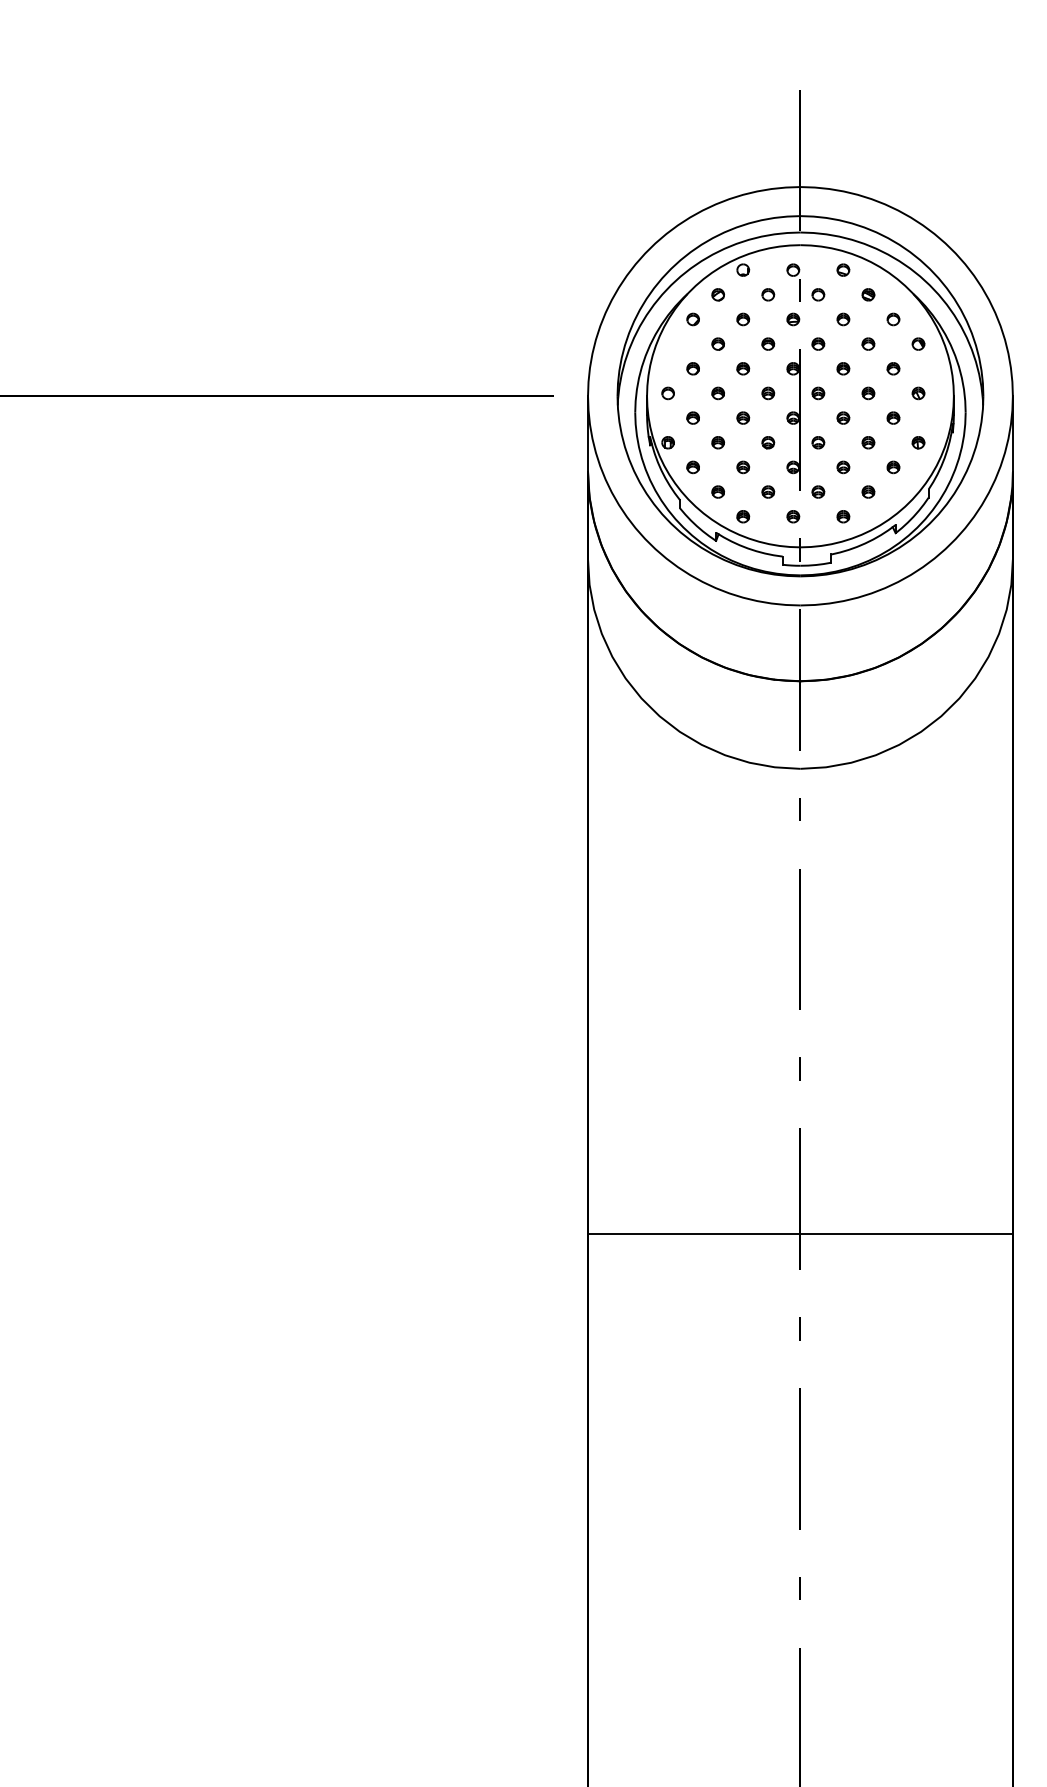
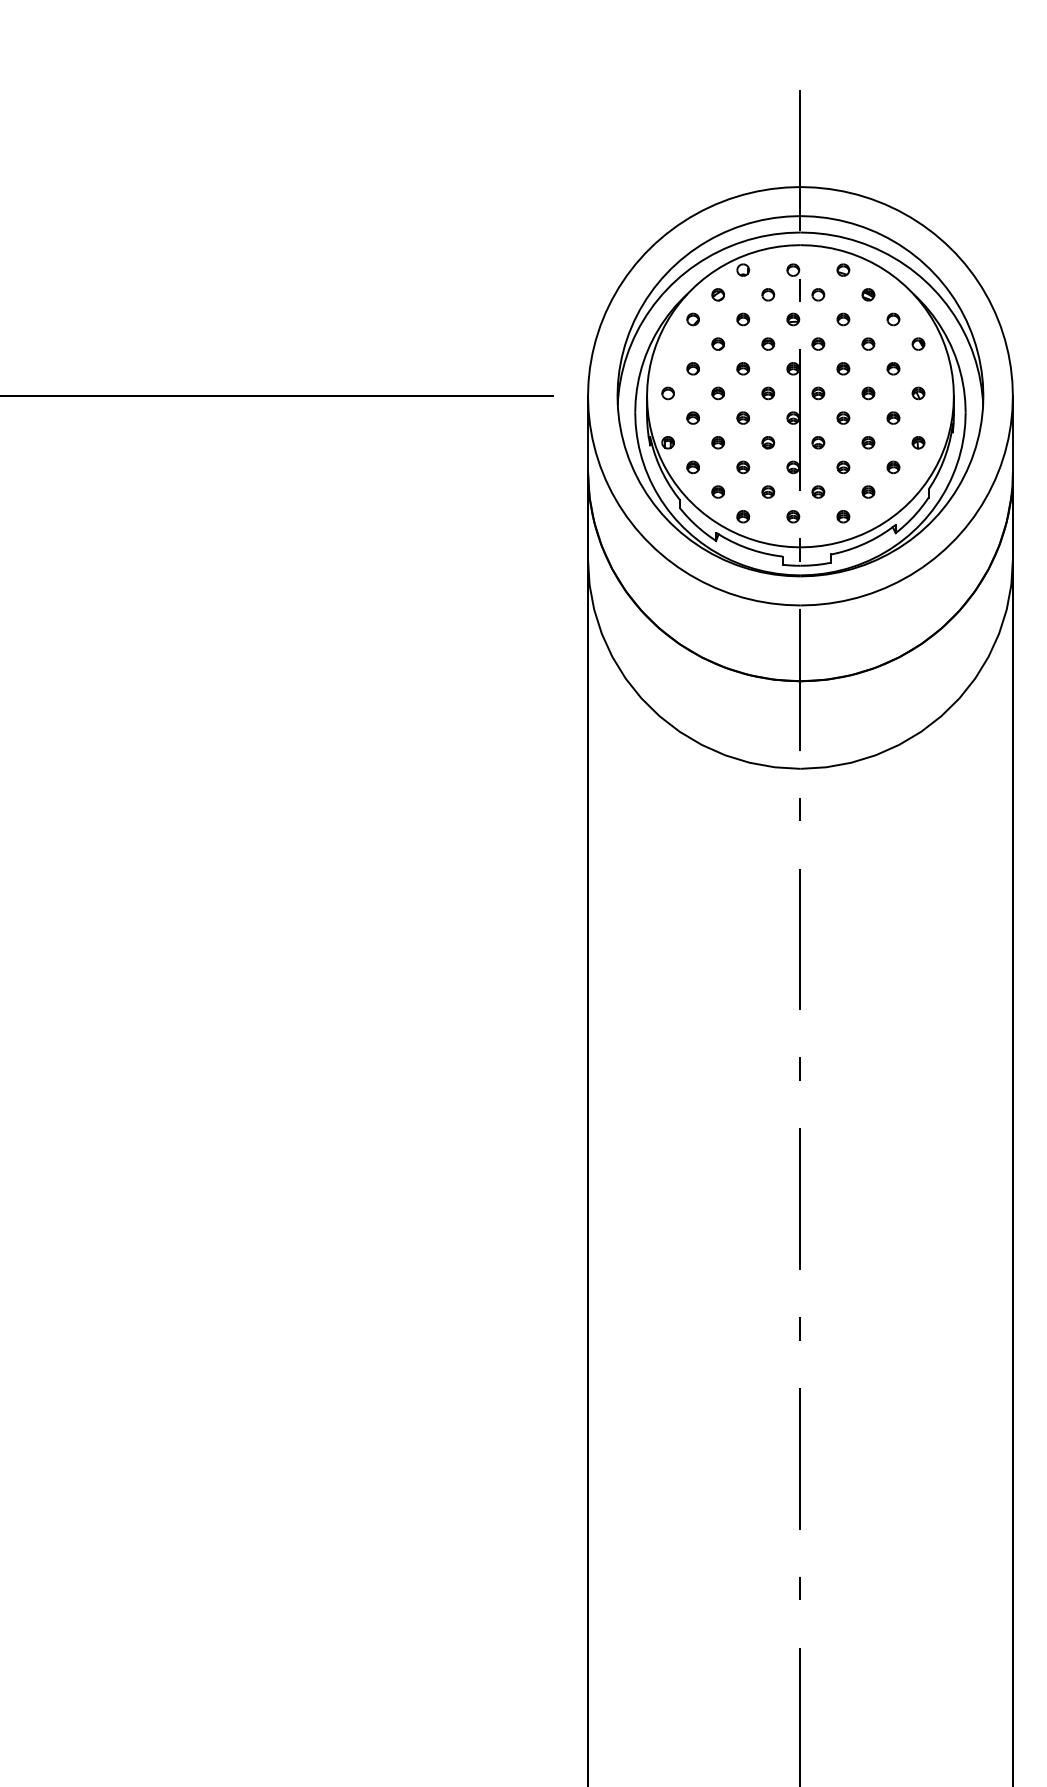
line: present -> none (800, 1233)
